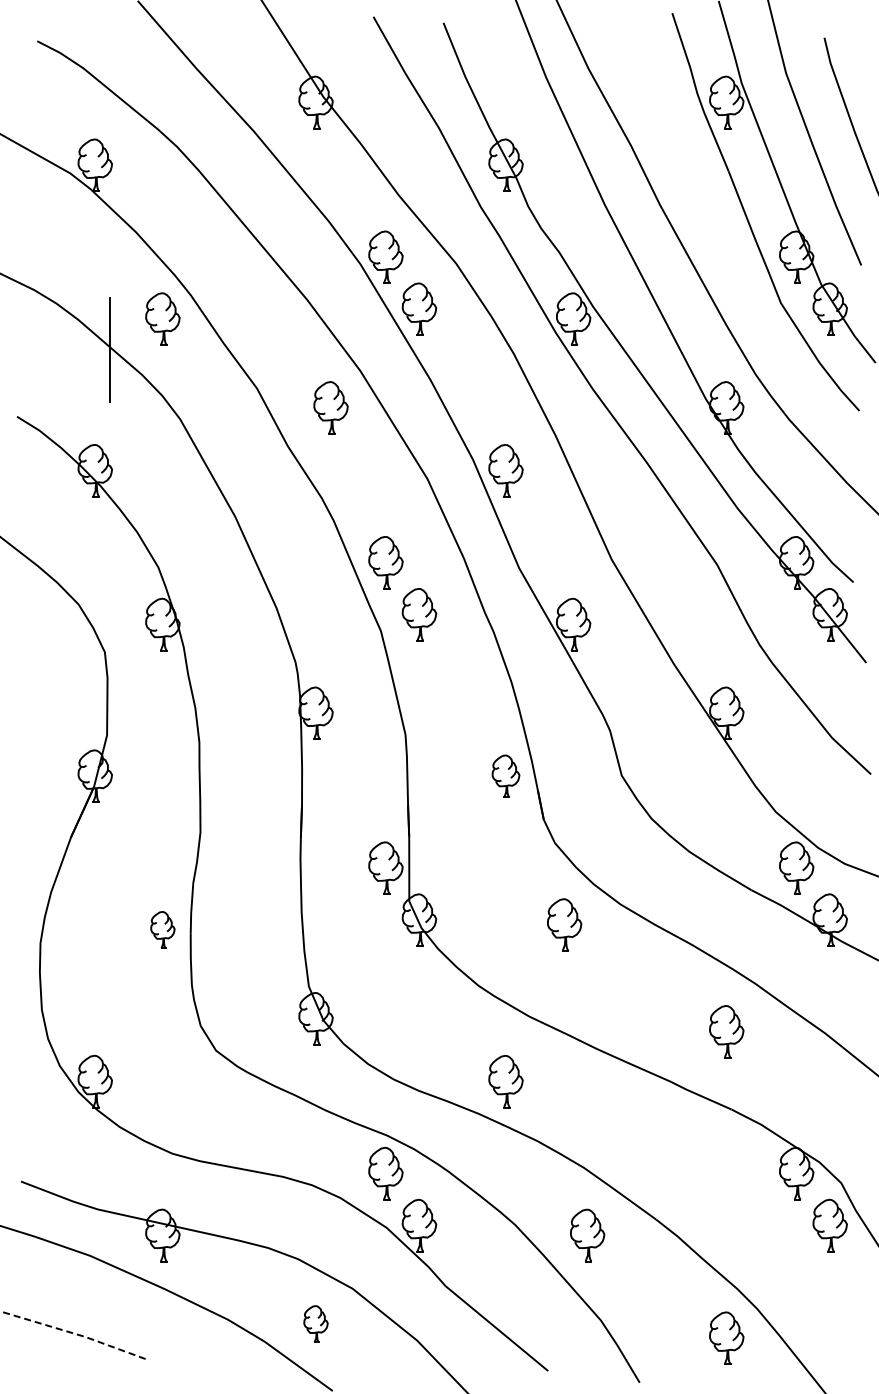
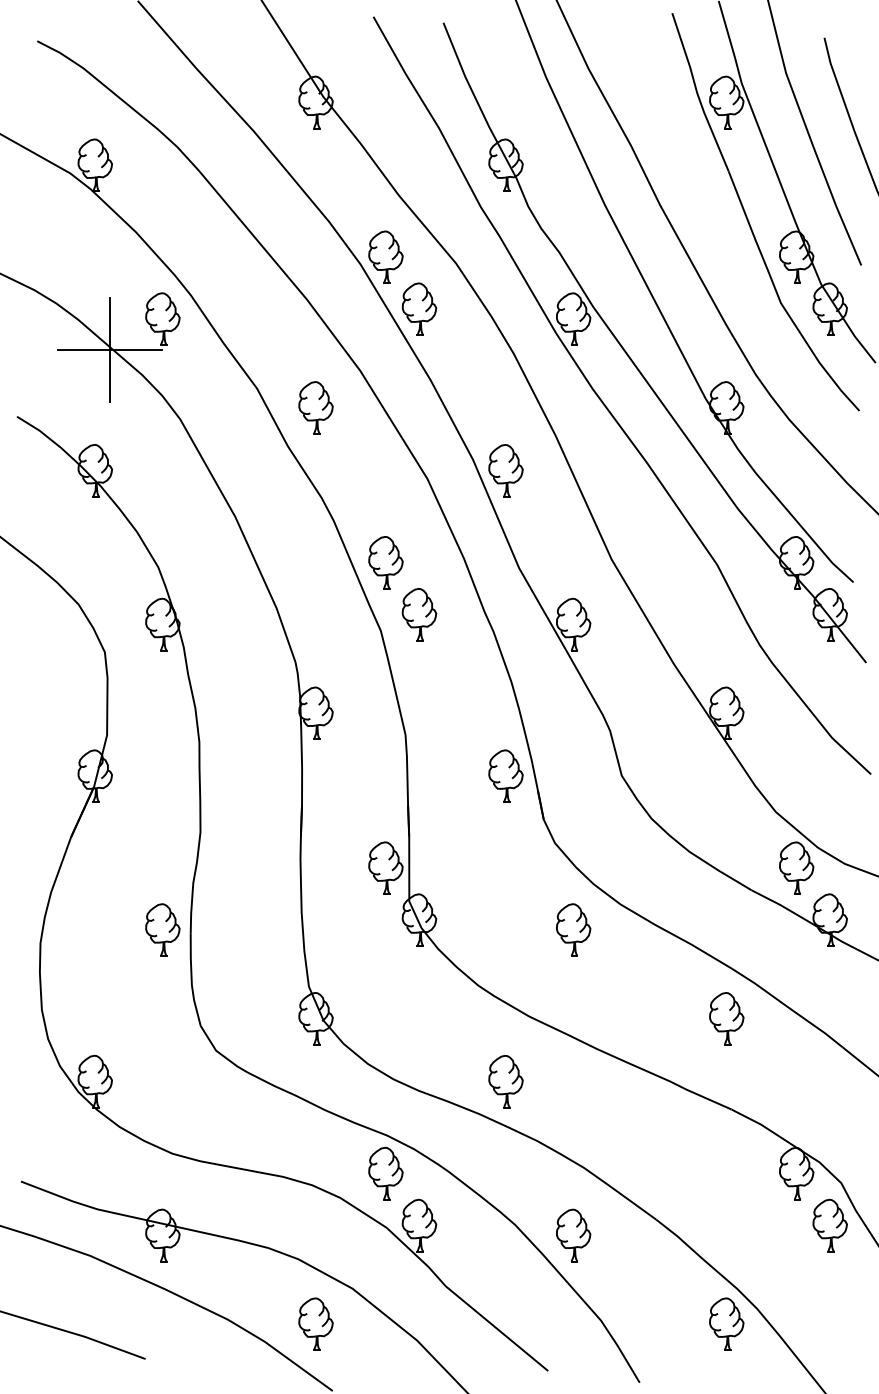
line: none -> present (109, 350)
part position: (330, 407) -> (315, 407) (315, 407)
part size: 30x44 px -> 36x54 px (505, 775)
part position: (564, 924) -> (573, 929) (573, 929)
part size: 26x38 px -> 36x54 px (162, 929)
part position: (726, 1031) -> (726, 1018) (726, 1018)
part position: (587, 1235) -> (573, 1235) (573, 1235)
part size: 26x38 px -> 36x54 px (315, 1323)
line: dashed -> solid (73, 1333)
part position: (726, 1337) -> (726, 1323) (726, 1323)
